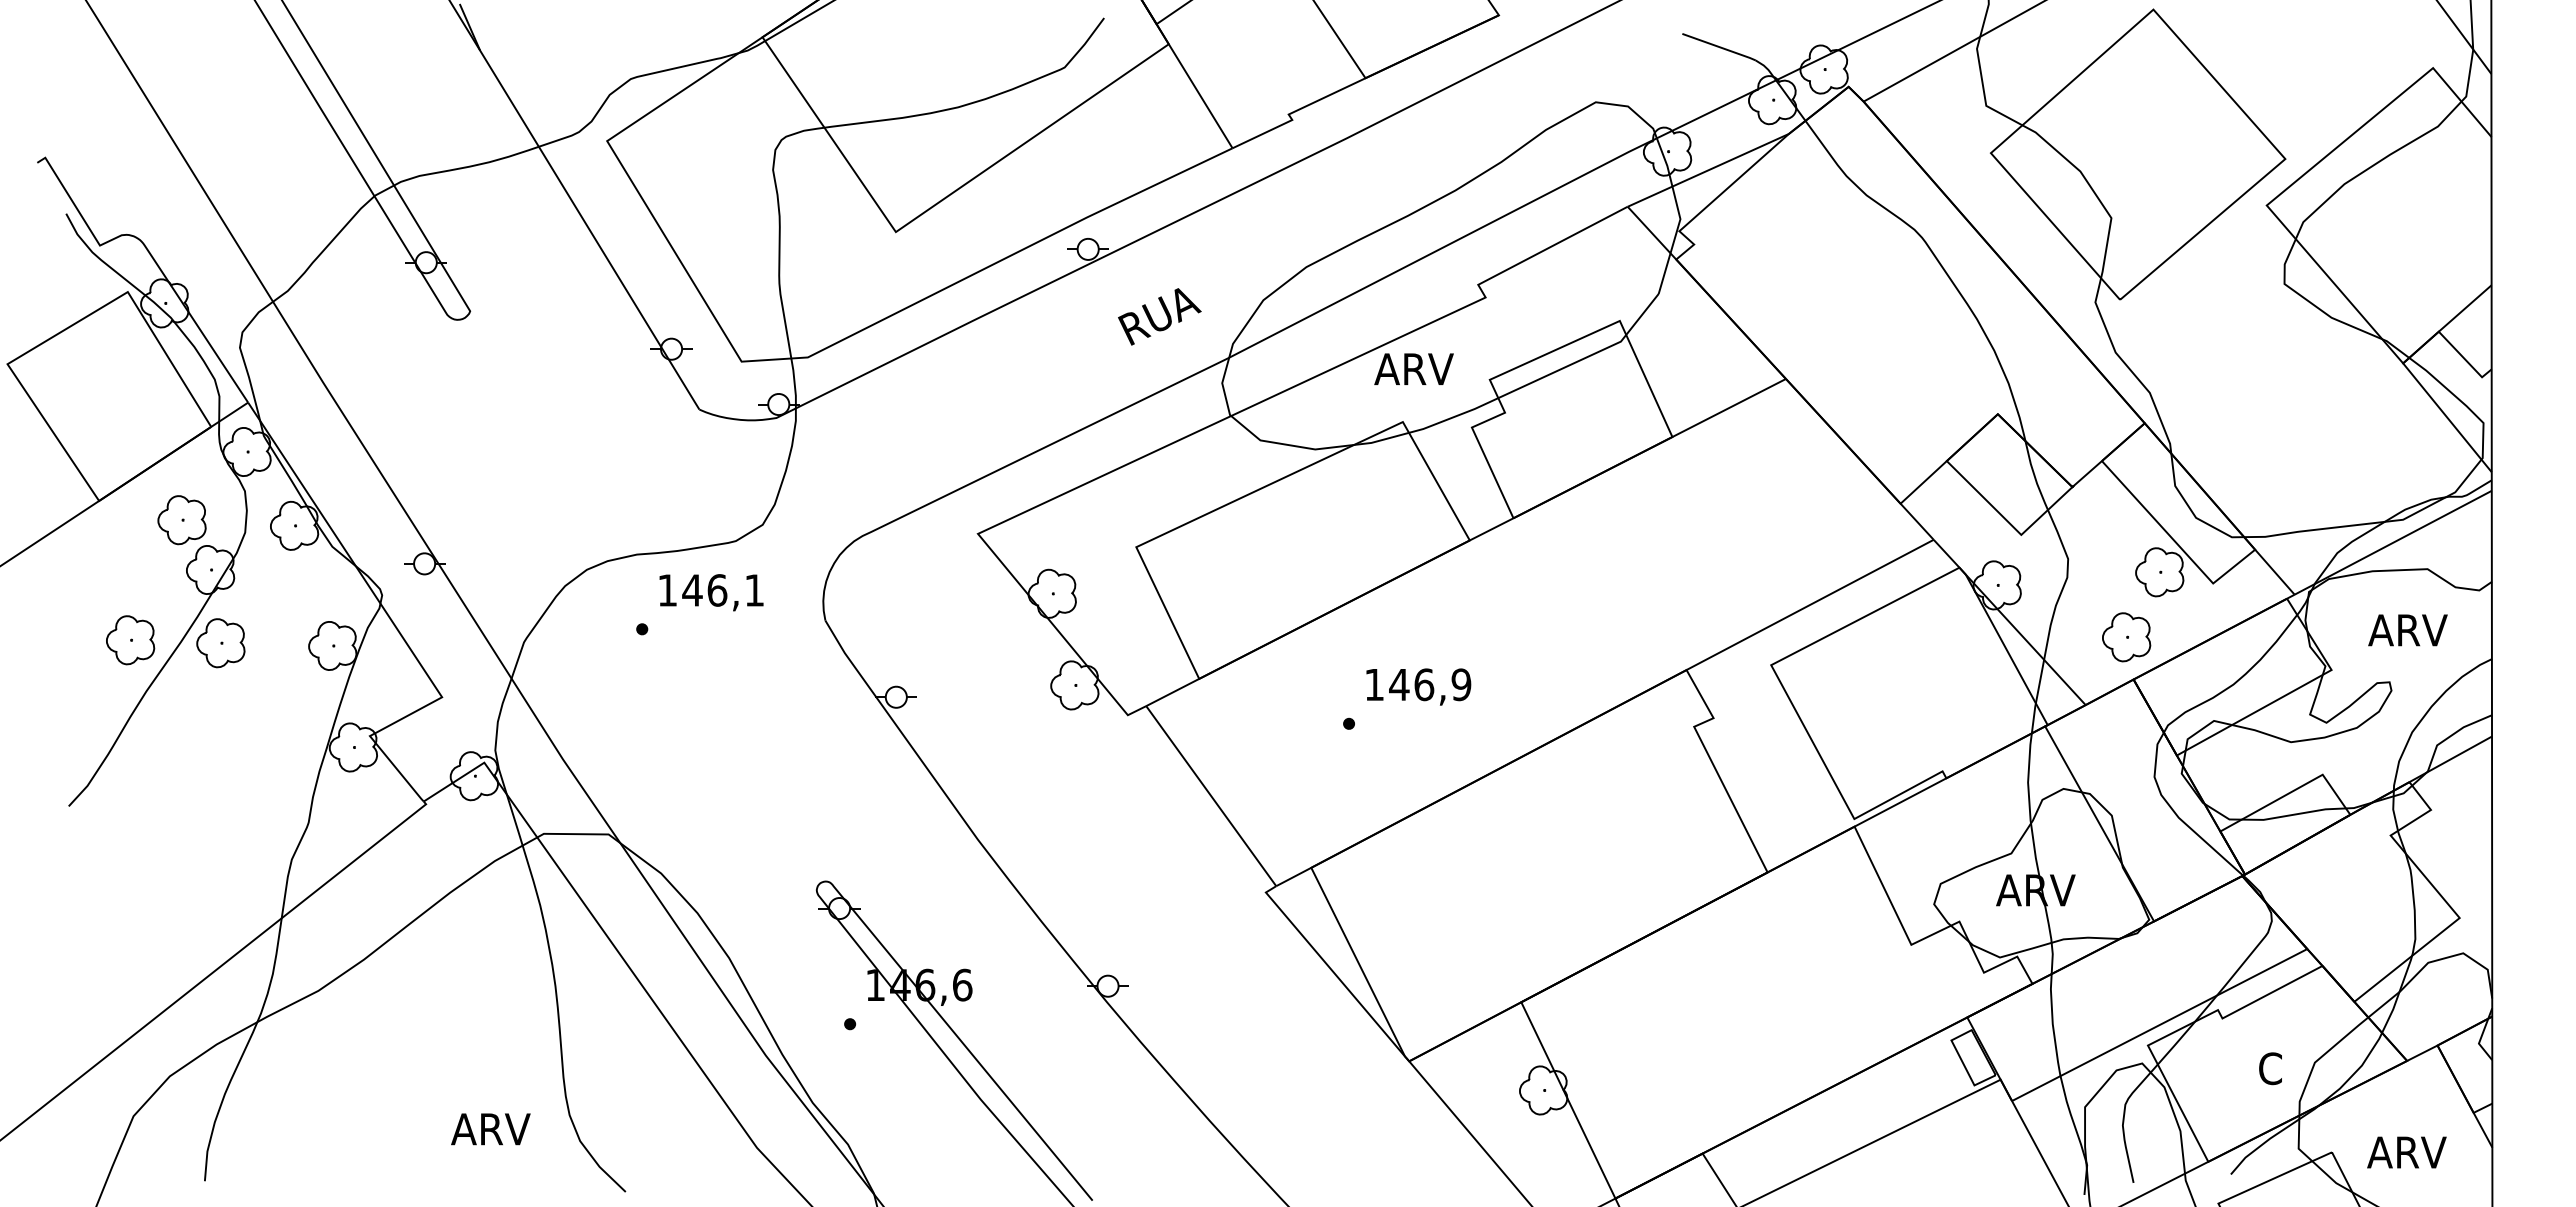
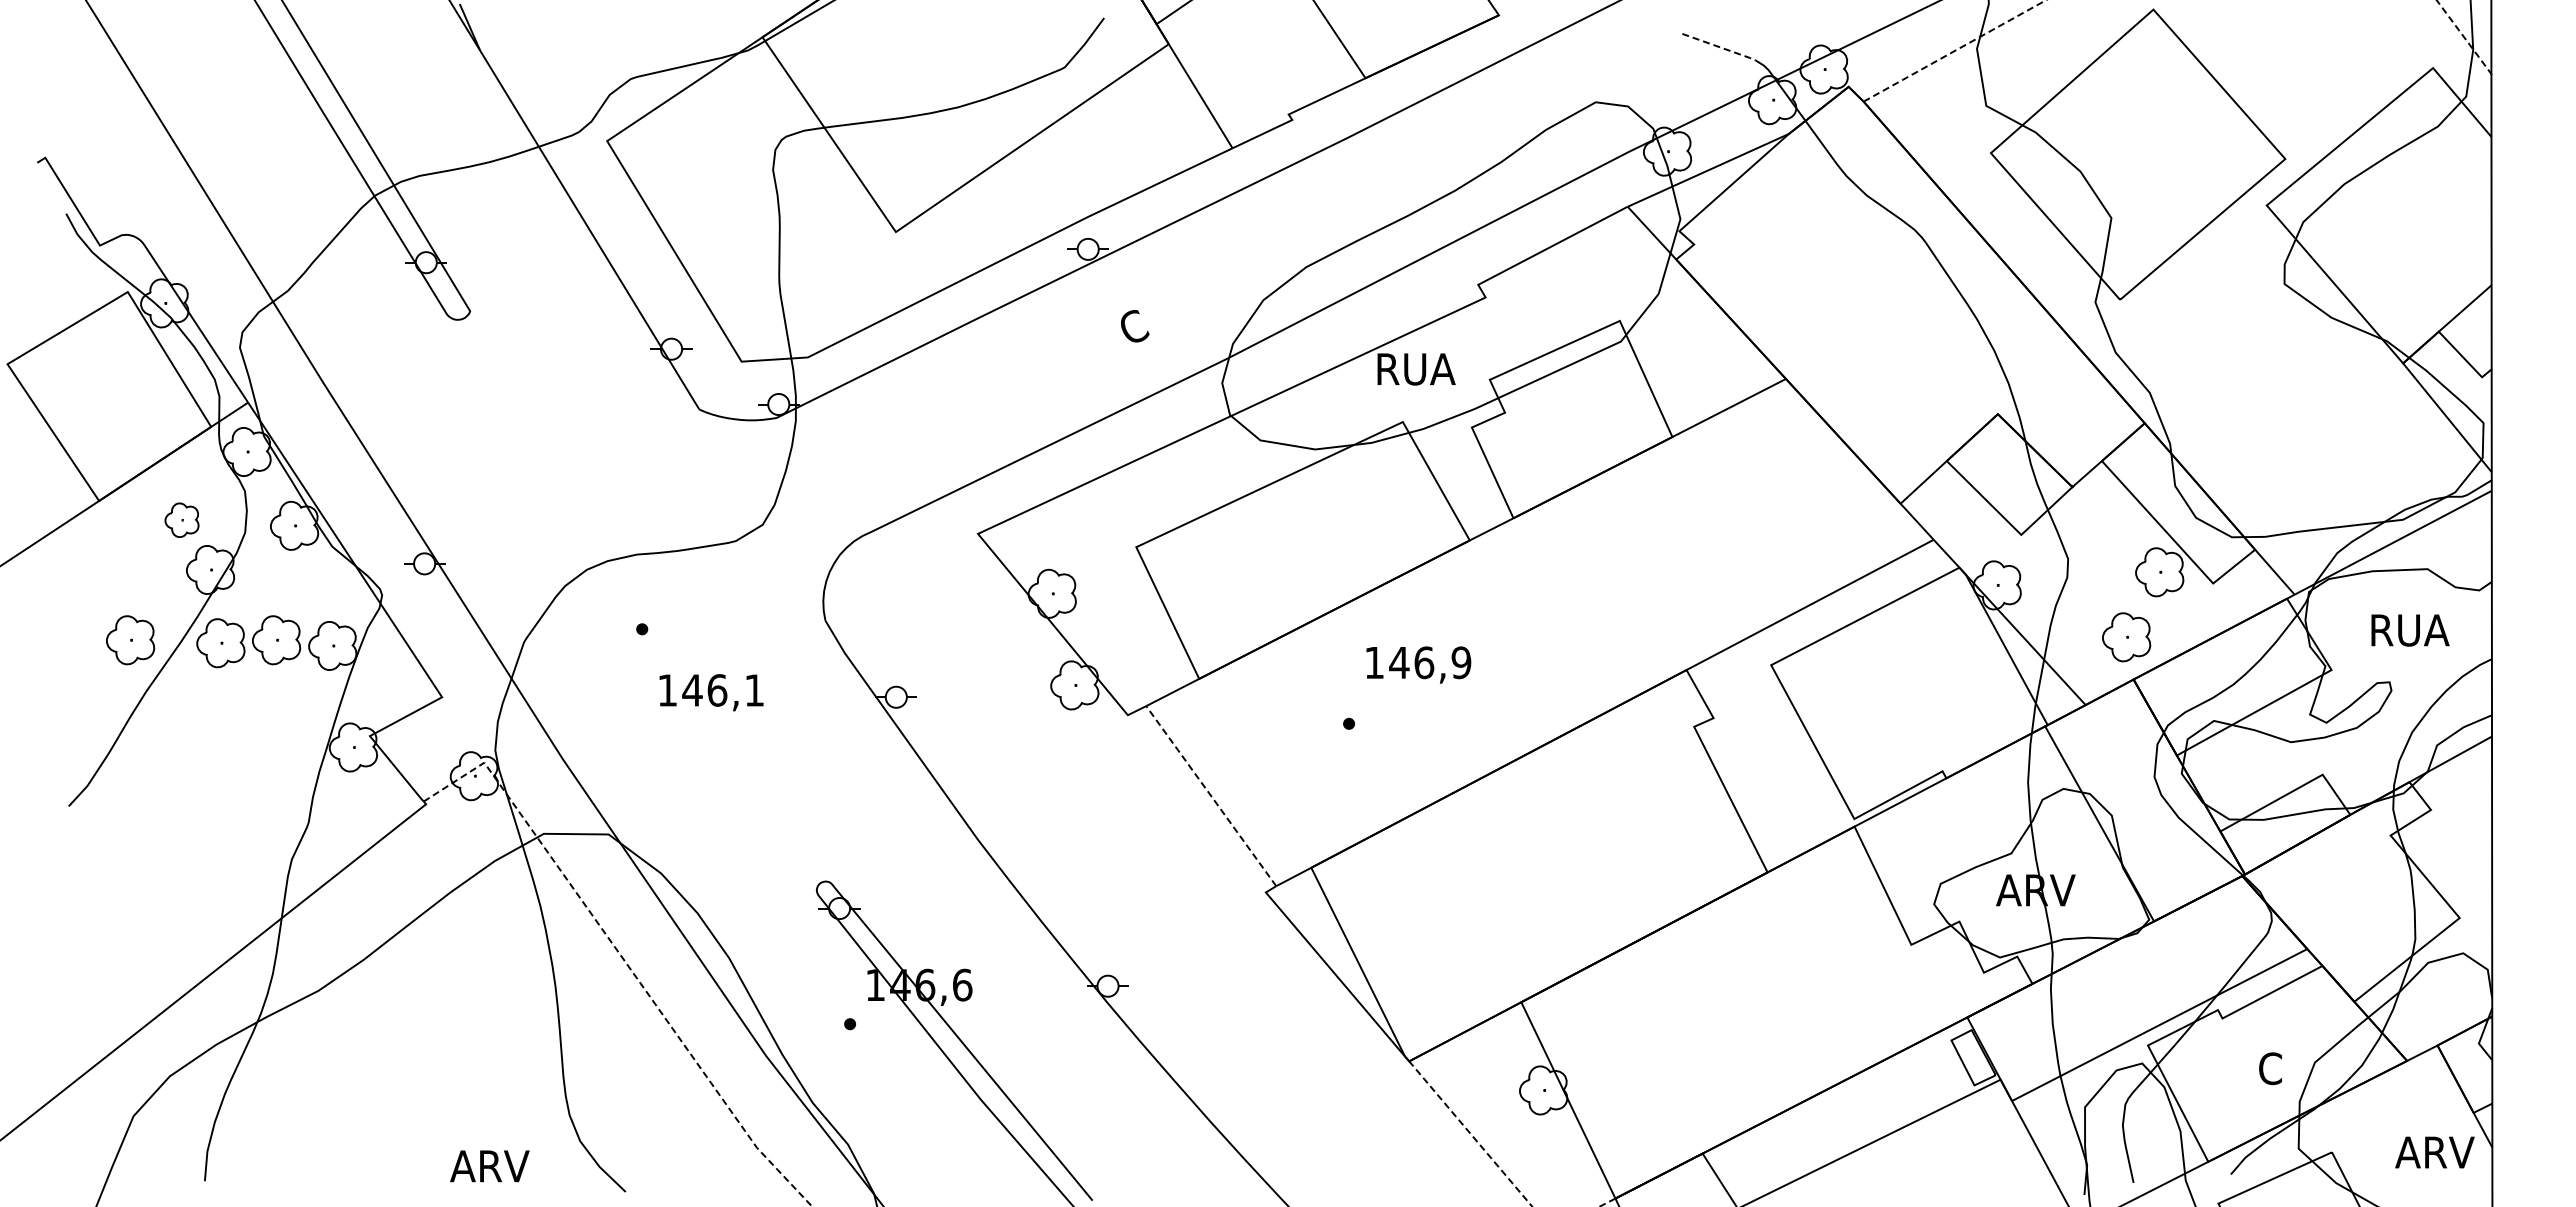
line: solid -> dashed (1996, 27)
line: solid -> dashed (1719, 47)
text: RUA -> C (1159, 316)
text: ARV -> RUA (1414, 369)
part size: 50x51 px -> 36x36 px (181, 519)
text position: (711, 592) -> (711, 692) (711, 692)
text: ARV -> RUA (2408, 630)
part: none -> present (276, 640)
text position: (1418, 686) -> (1418, 664) (1418, 664)
line: solid -> dashed (1210, 795)
line: solid -> dashed (623, 959)
text position: (490, 1129) -> (489, 1166) (489, 1166)
line: solid -> dashed (1476, 1141)
text position: (2406, 1152) -> (2434, 1152) (2434, 1152)
